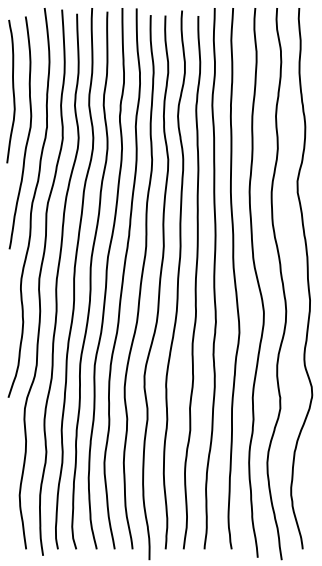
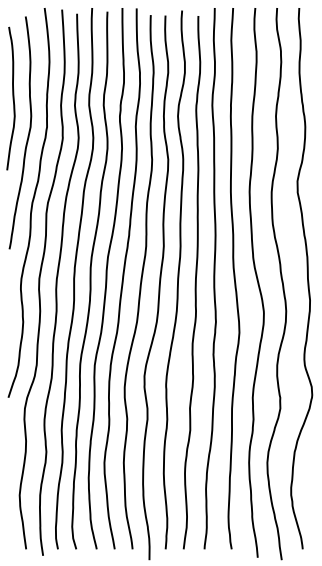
curve position: (12, 91) -> (12, 98) (12, 98)
